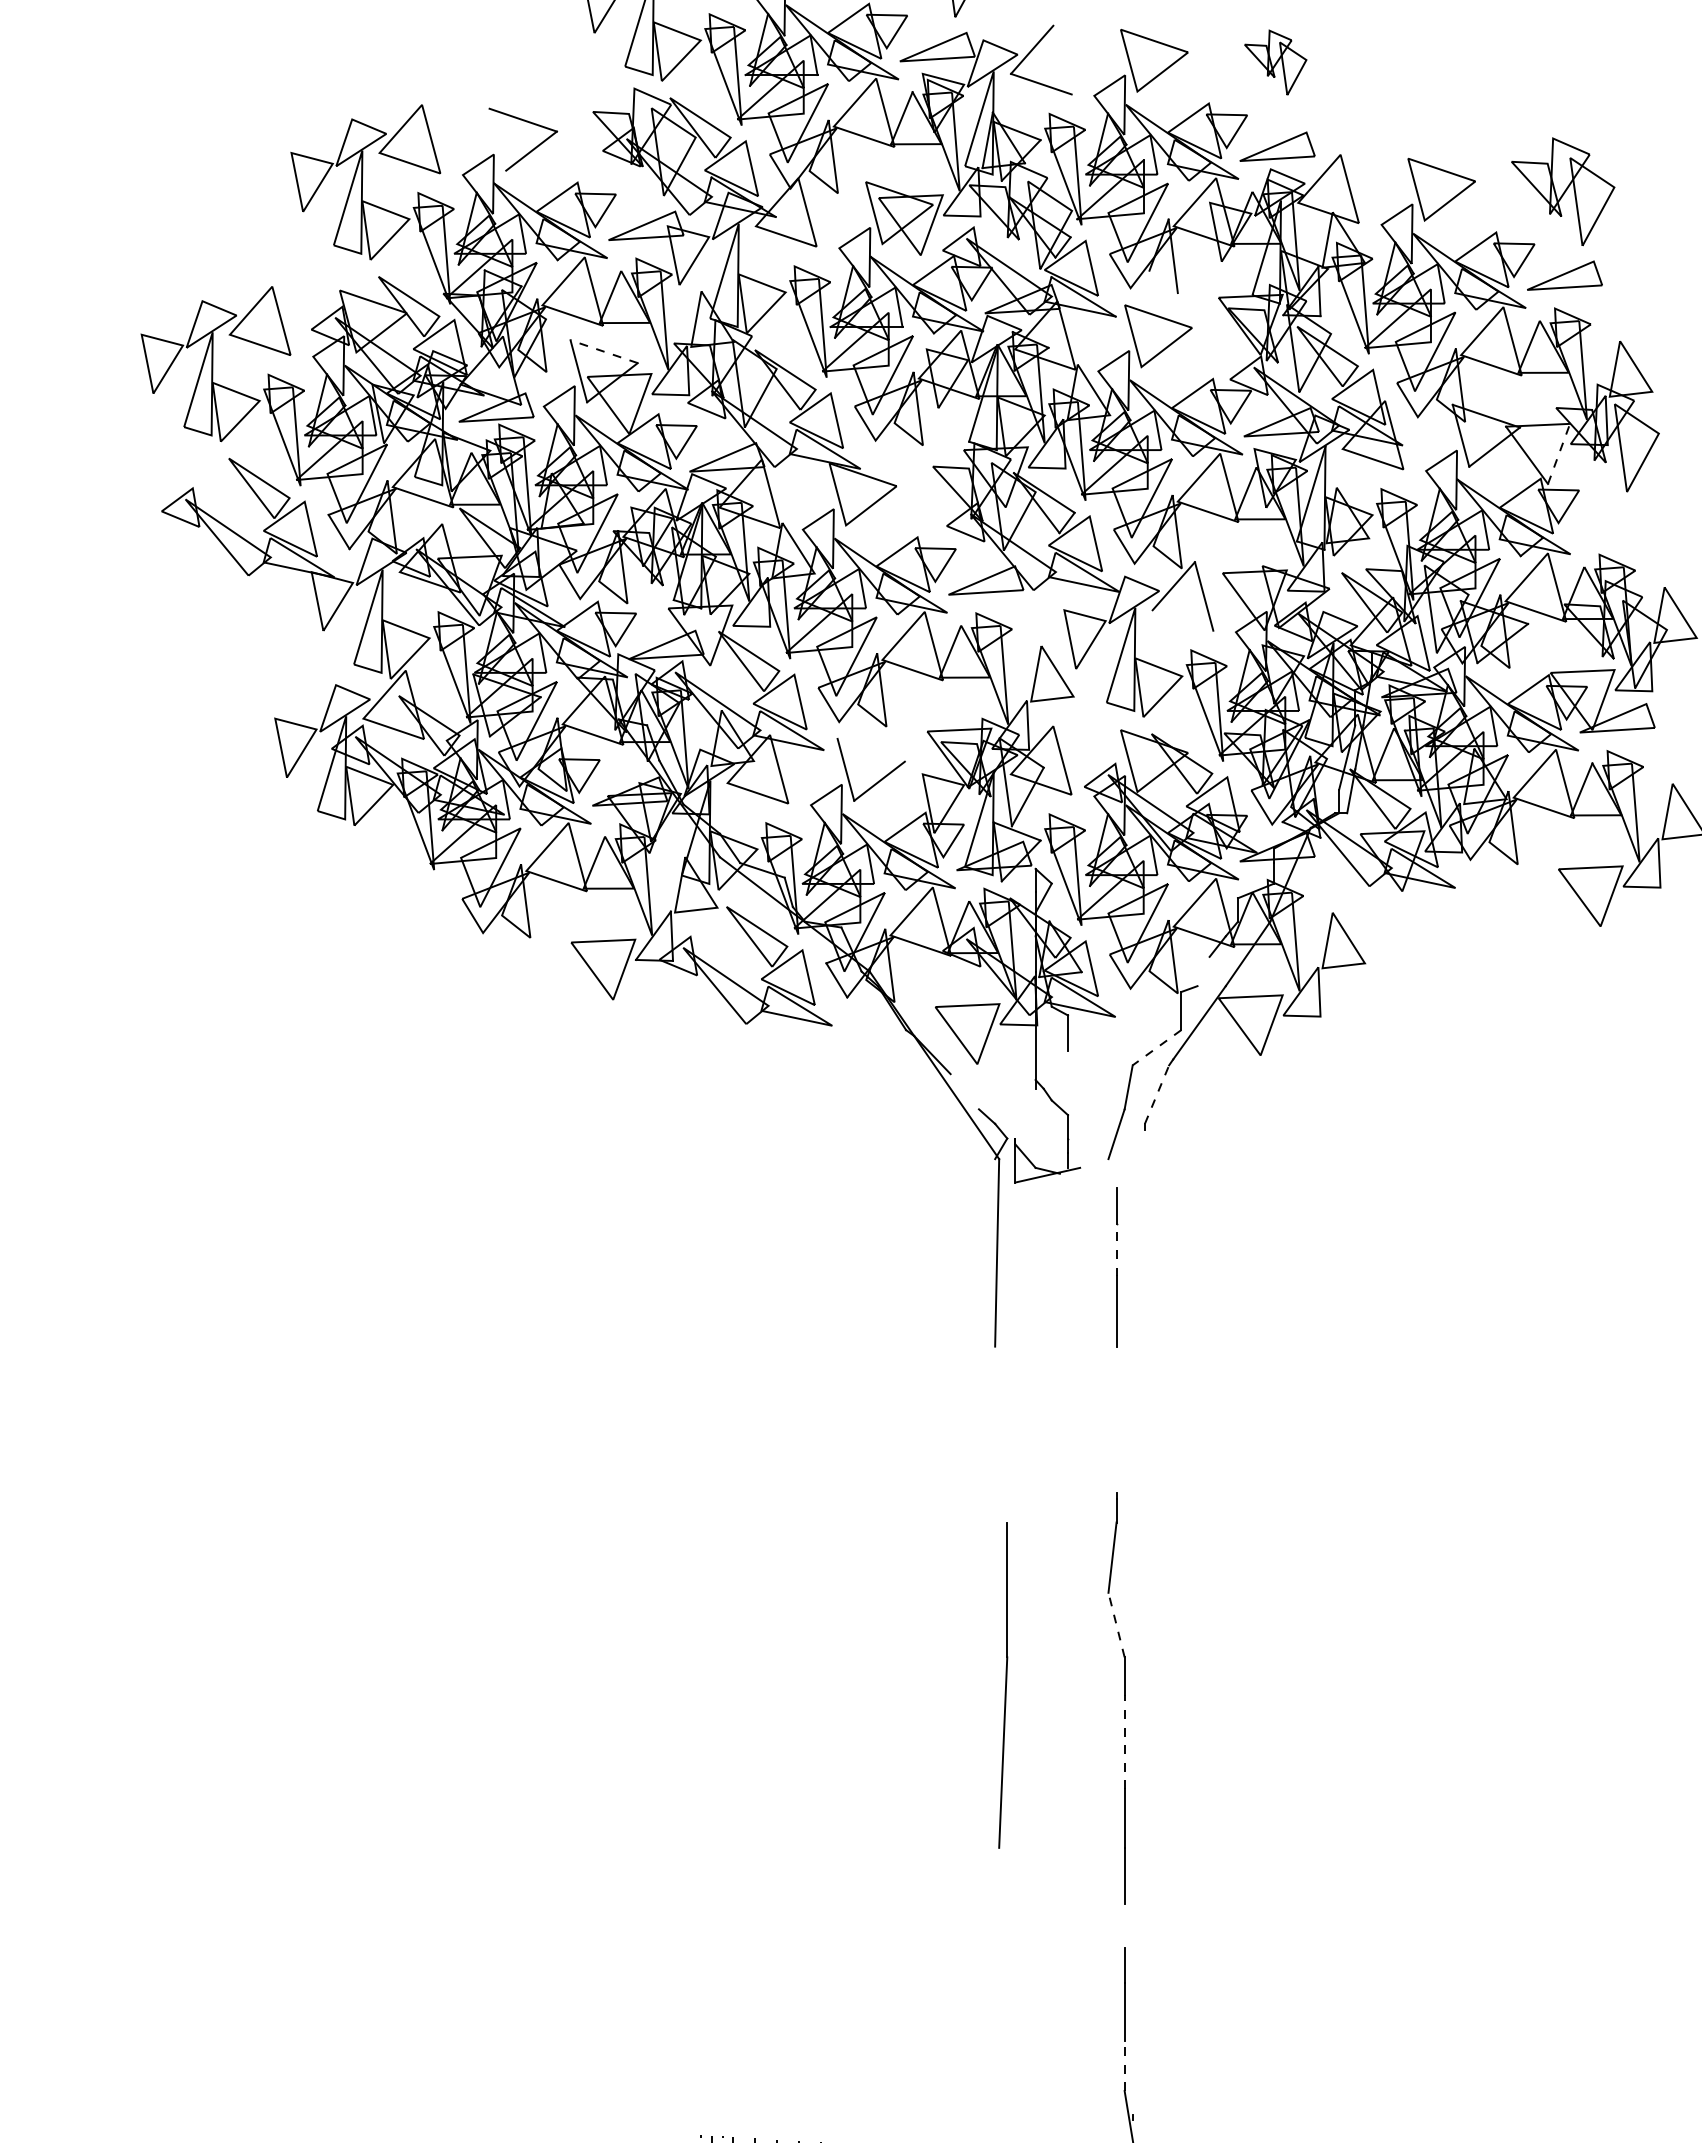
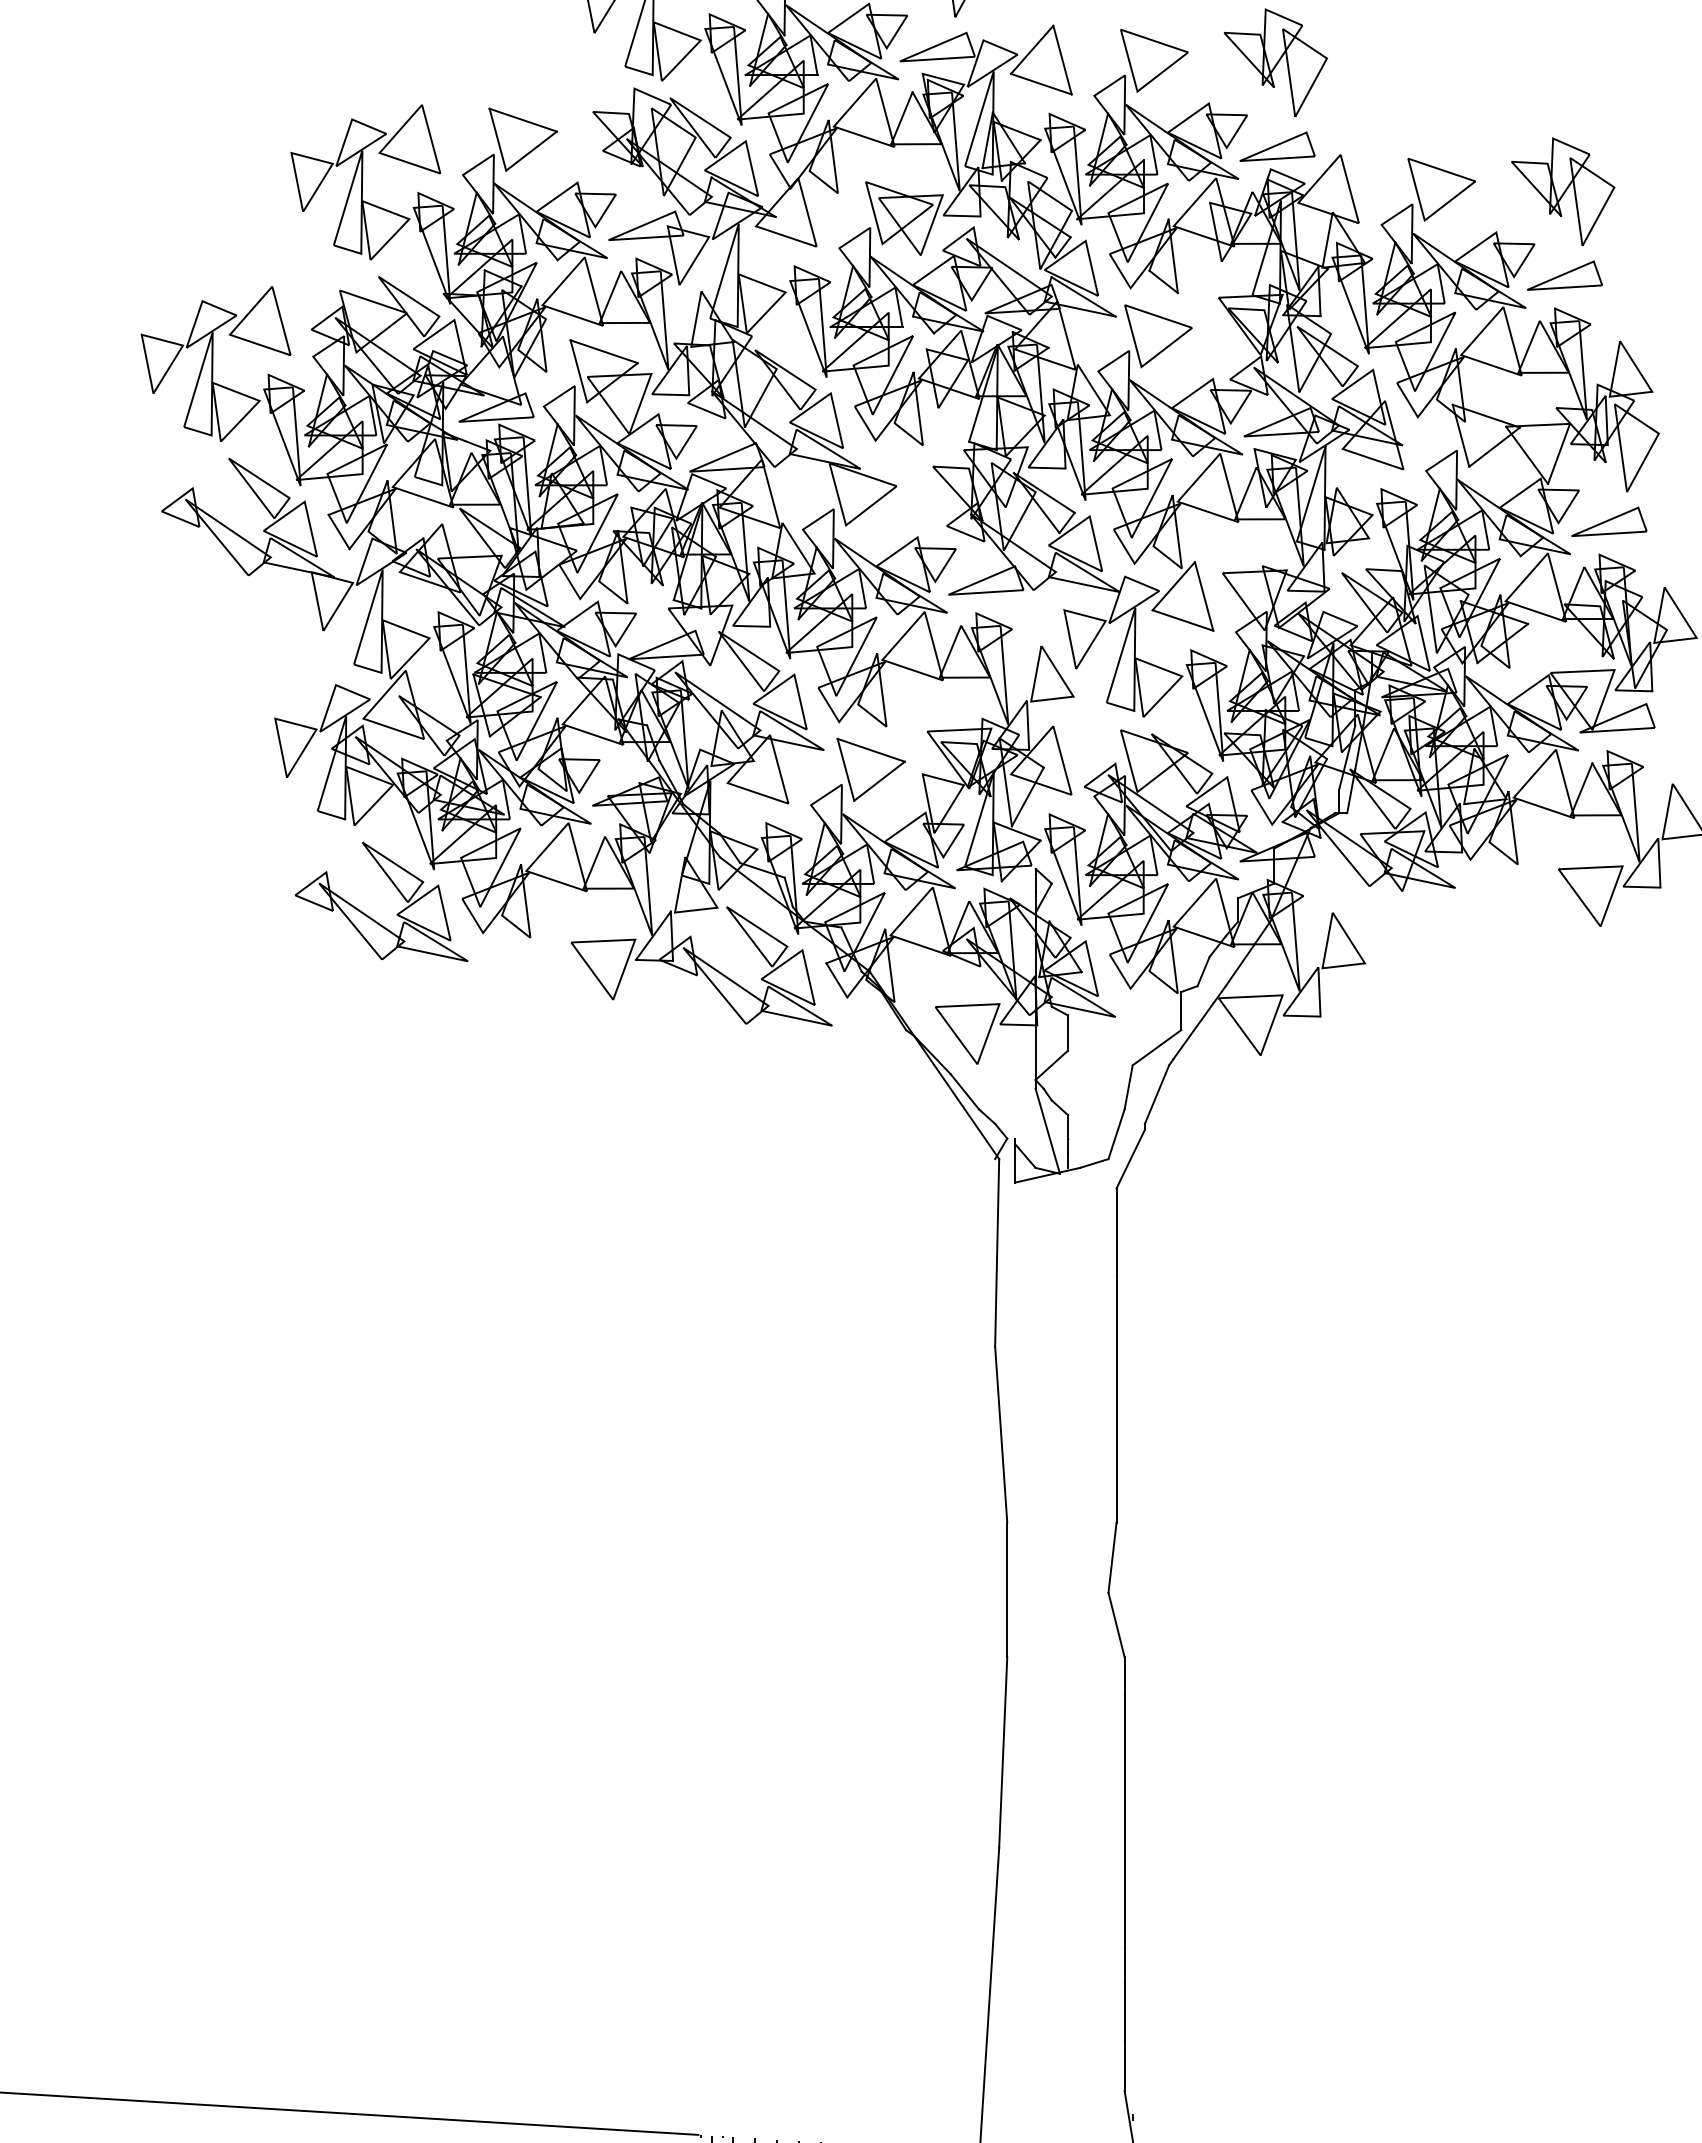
line: none -> present (1062, 59)
part size: 64x67 px -> 105x109 px (1275, 62)
line: none -> present (497, 139)
line: none -> present (1163, 281)
line: dashed -> solid (604, 351)
line: dashed -> solid (1559, 453)
part: none -> present (1609, 521)
line: none -> present (1182, 620)
line: none -> present (870, 749)
part: none -> present (371, 917)
line: none -> present (1203, 971)
line: dashed -> solid (1157, 1047)
line: none -> present (1051, 1065)
line: none -> present (964, 1091)
line: dashed -> solid (1157, 1094)
line: none -> present (1047, 1130)
line: none -> present (1130, 1158)
line: none -> present (1094, 1163)
line: dashed -> solid (1116, 1249)
line: none -> present (1116, 1419)
line: none -> present (1001, 1434)
line: dashed -> solid (1116, 1624)
line: dashed -> solid (1124, 1742)
line: none -> present (1124, 1925)
line: none -> present (989, 1993)
line: dashed -> solid (1124, 2066)
line: none -> present (350, 2113)
